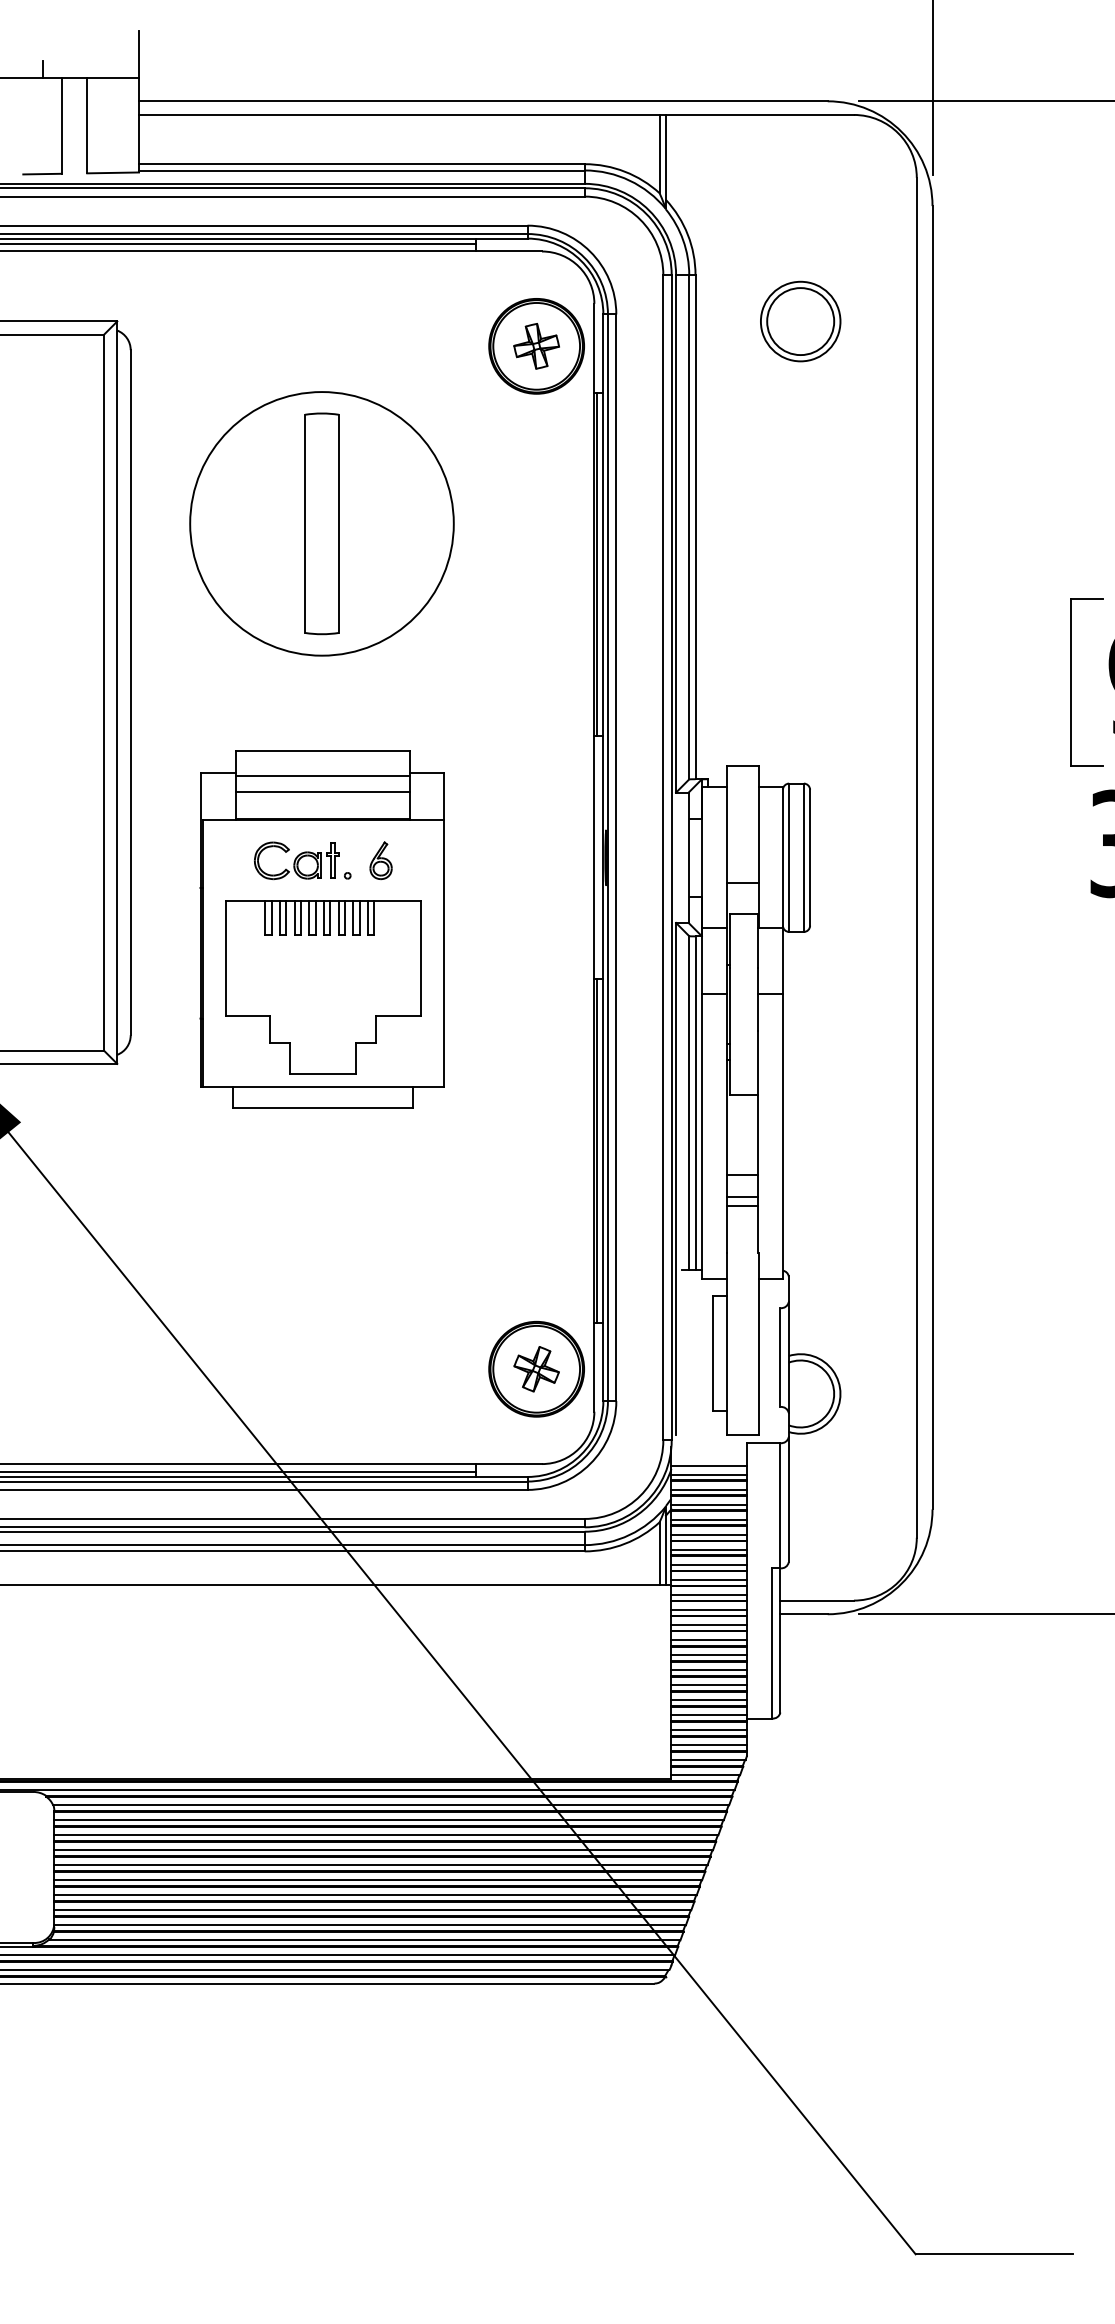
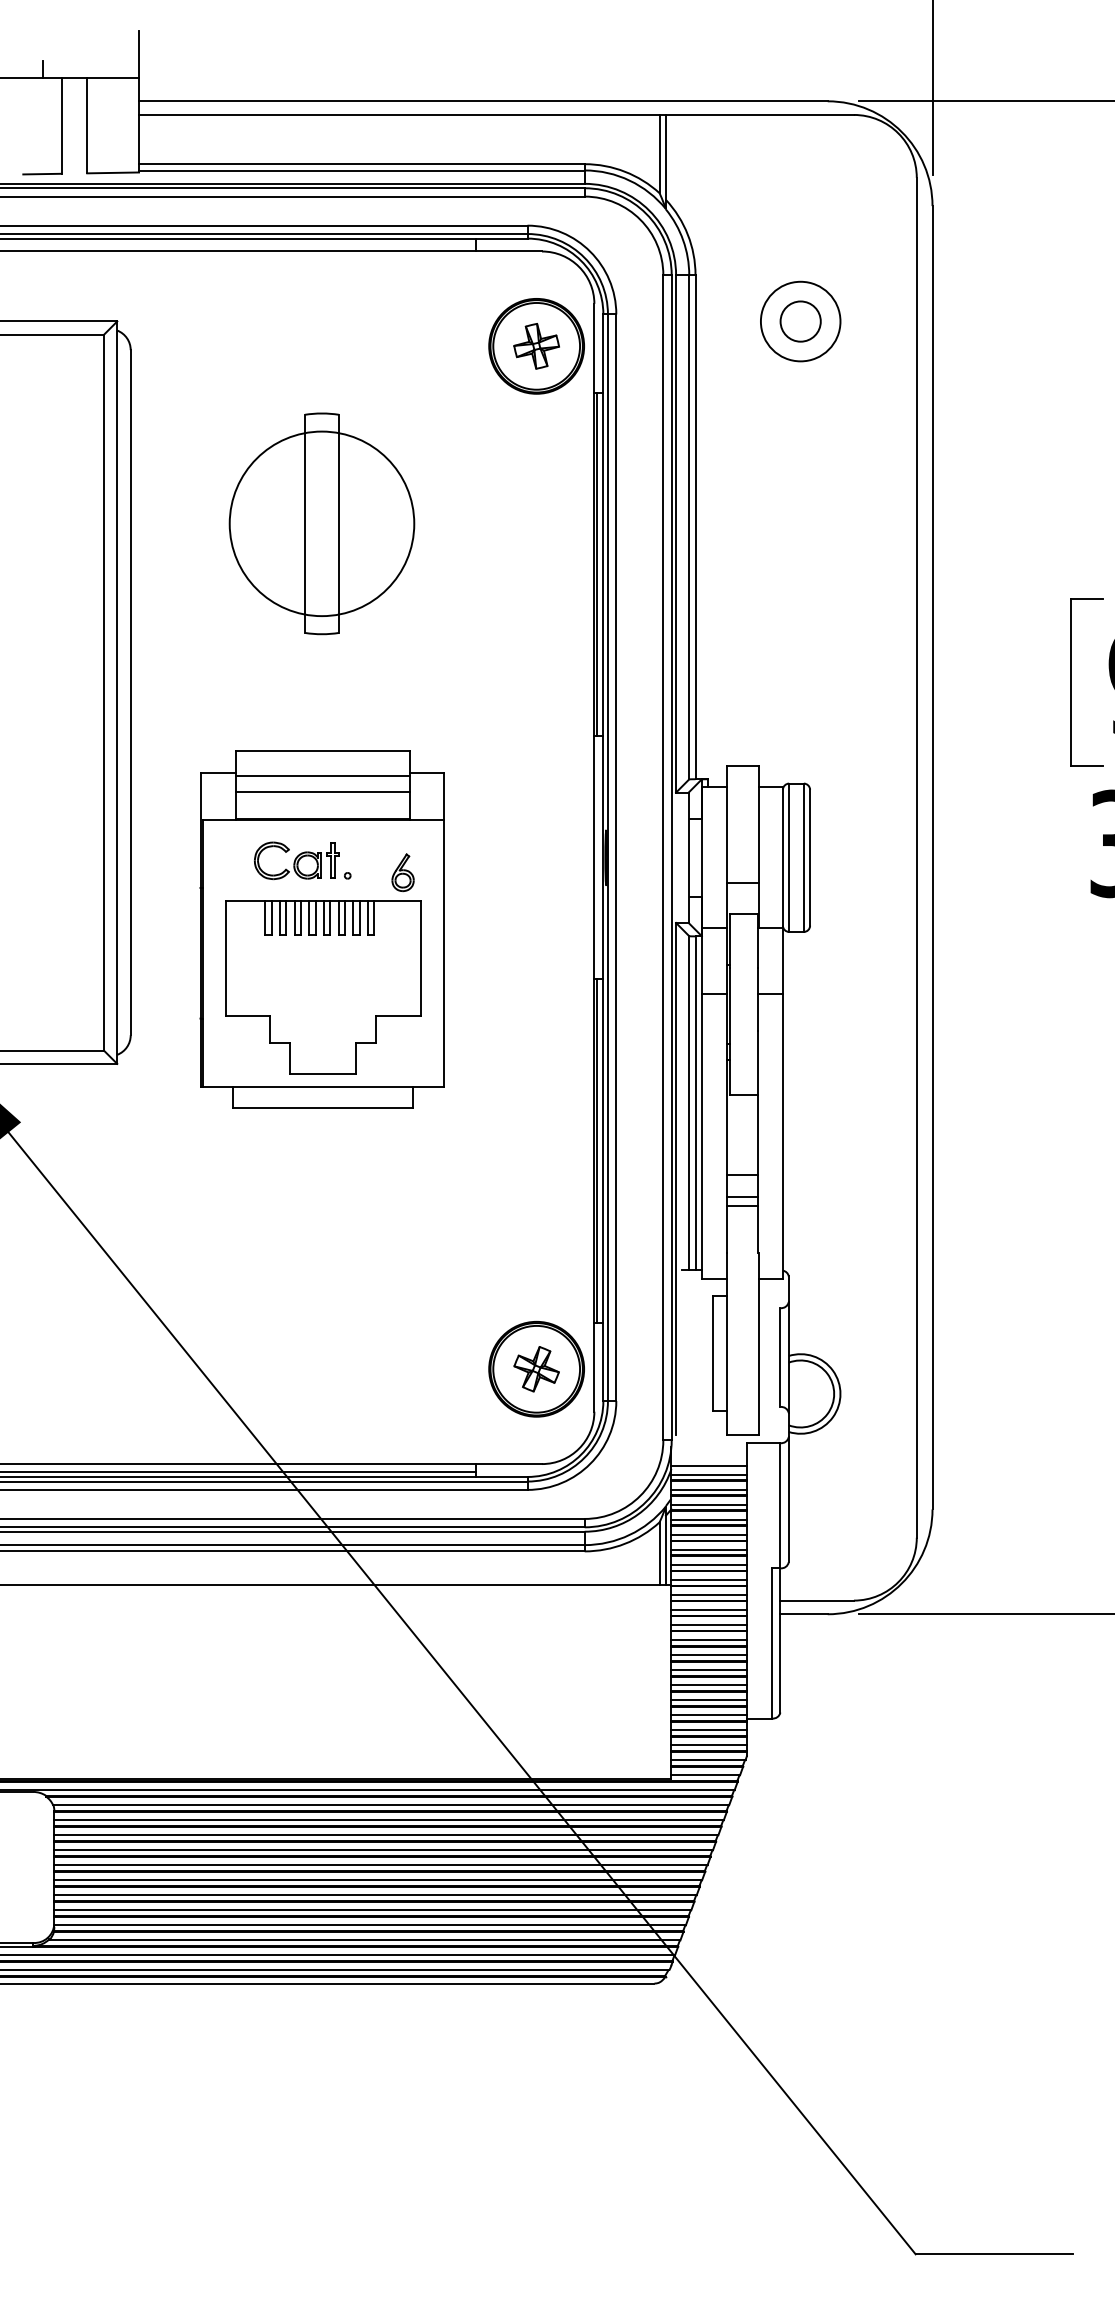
line: present -> none (239, 243)
circle diameter: 67 px -> 40 px (800, 321)
circle diameter: 264 px -> 185 px (321, 523)
part position: (380, 860) -> (402, 872) (402, 872)
